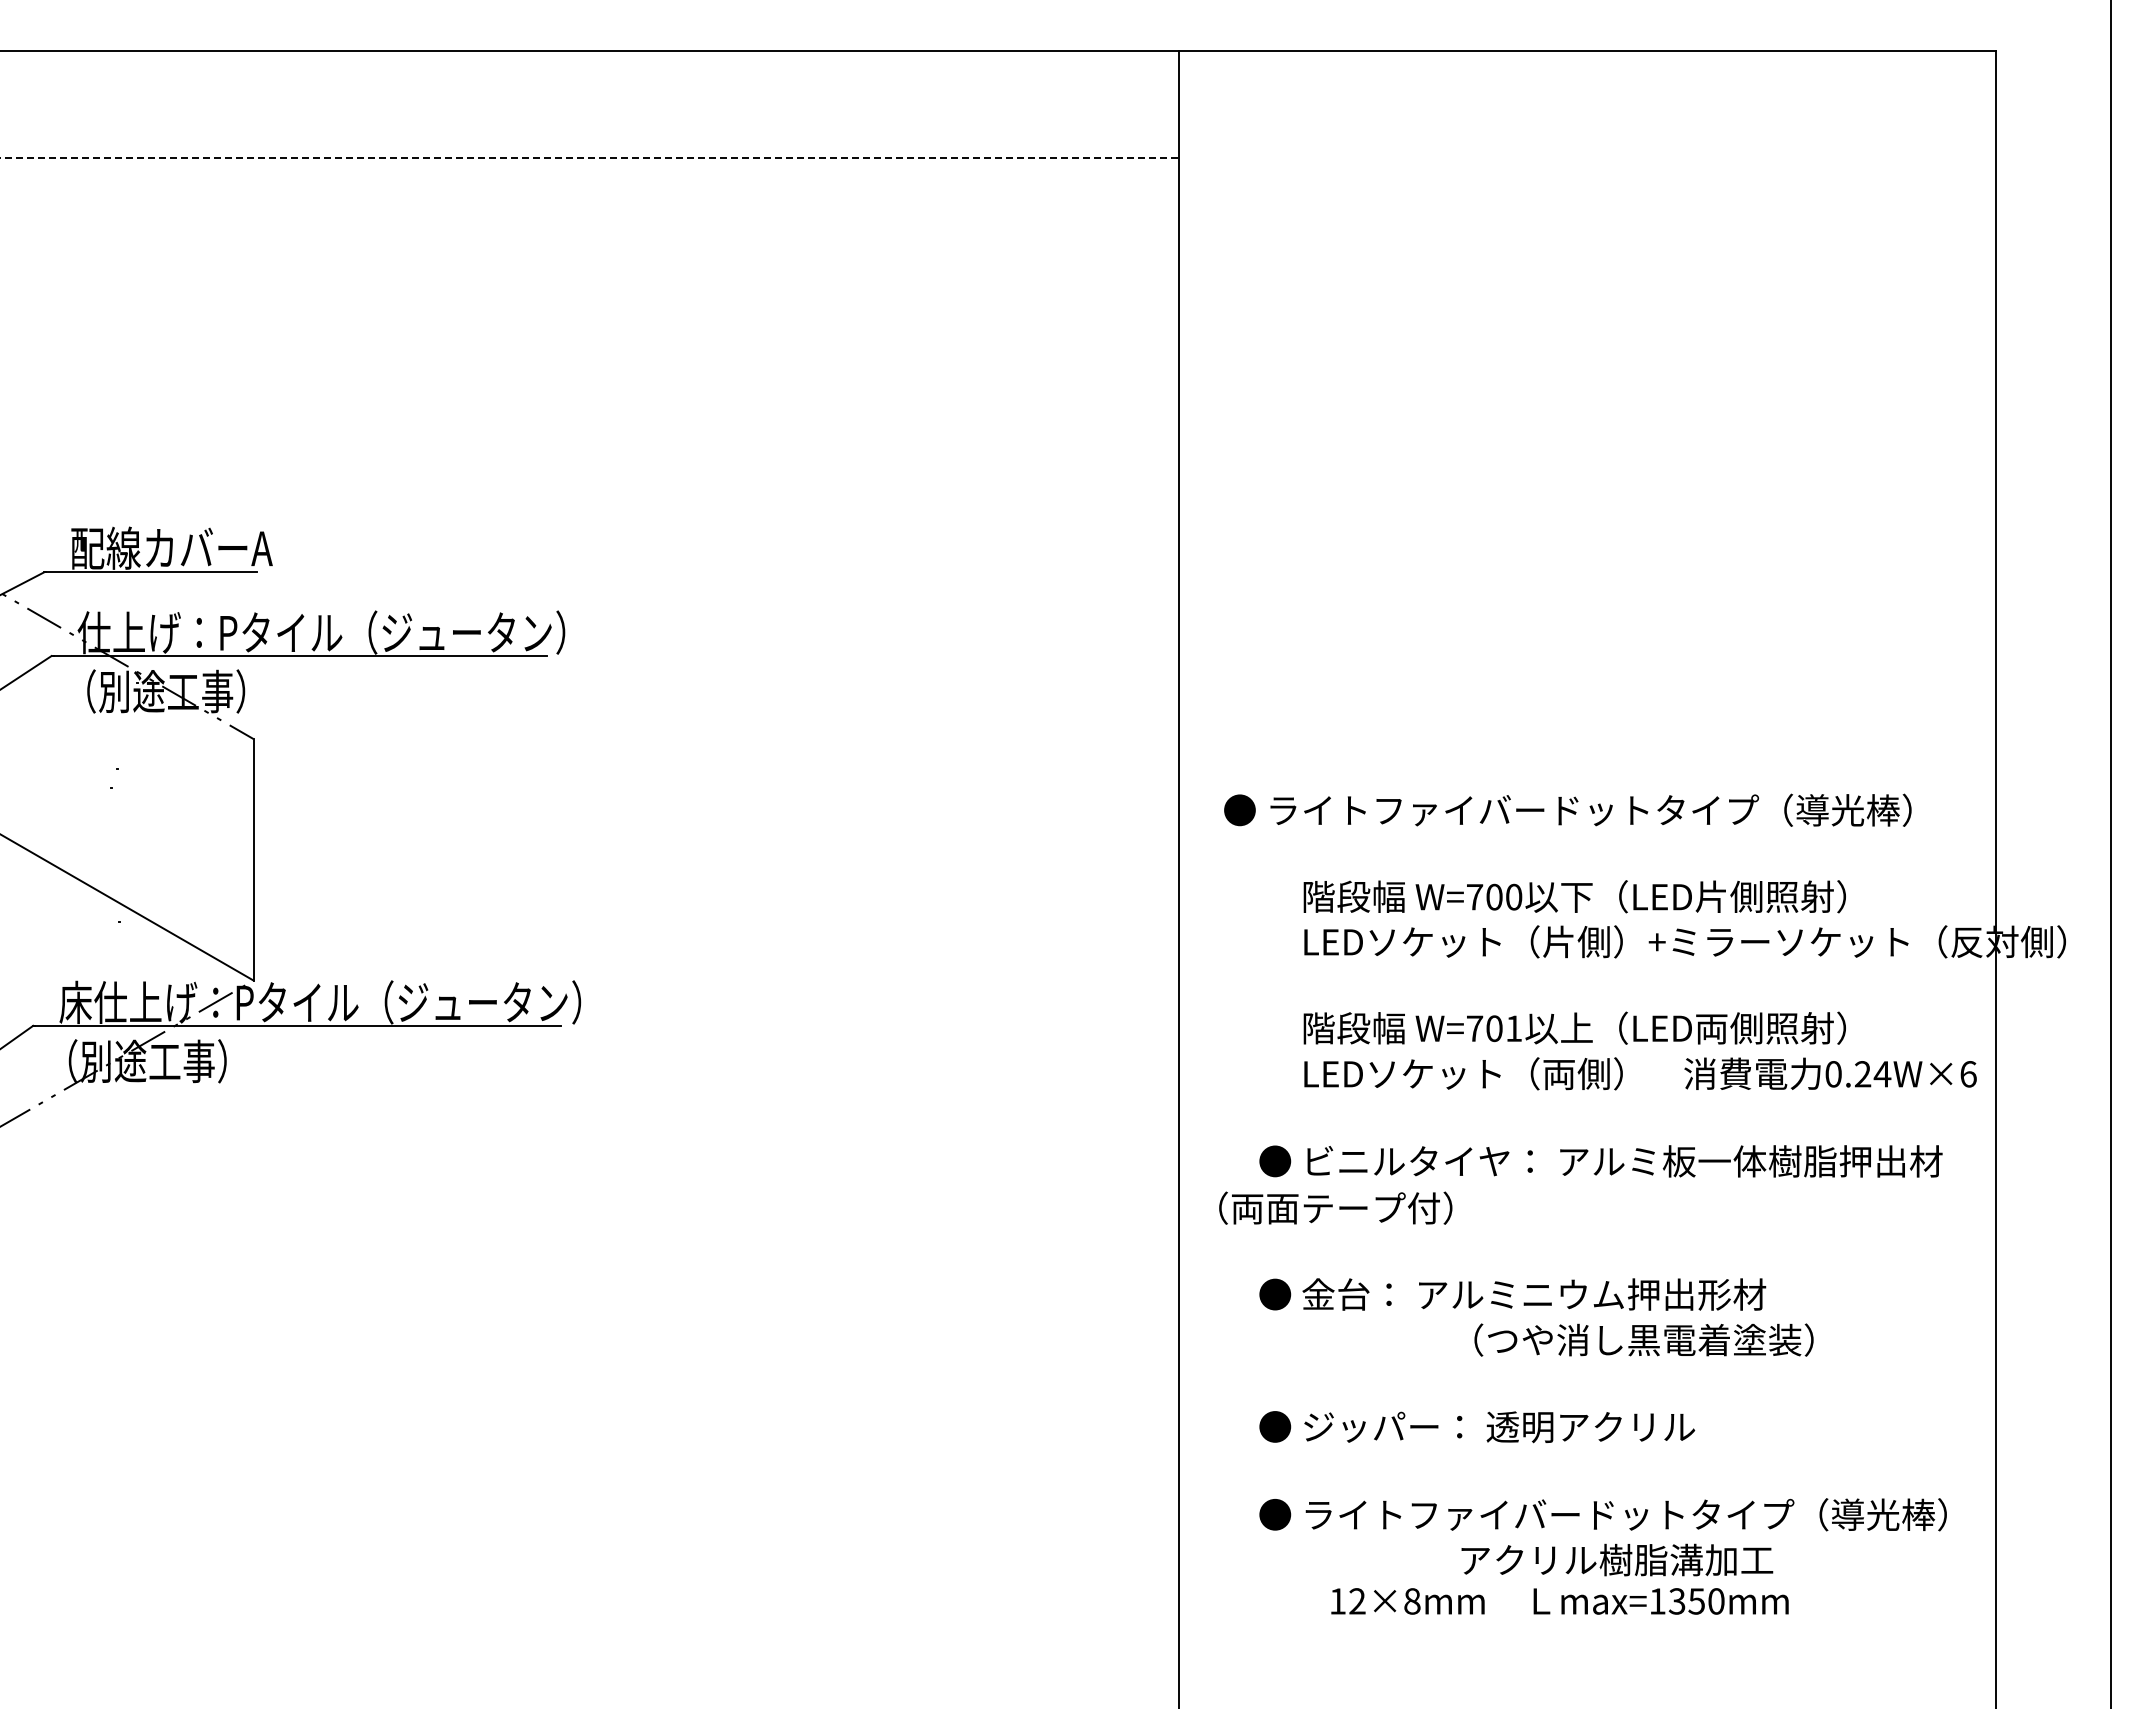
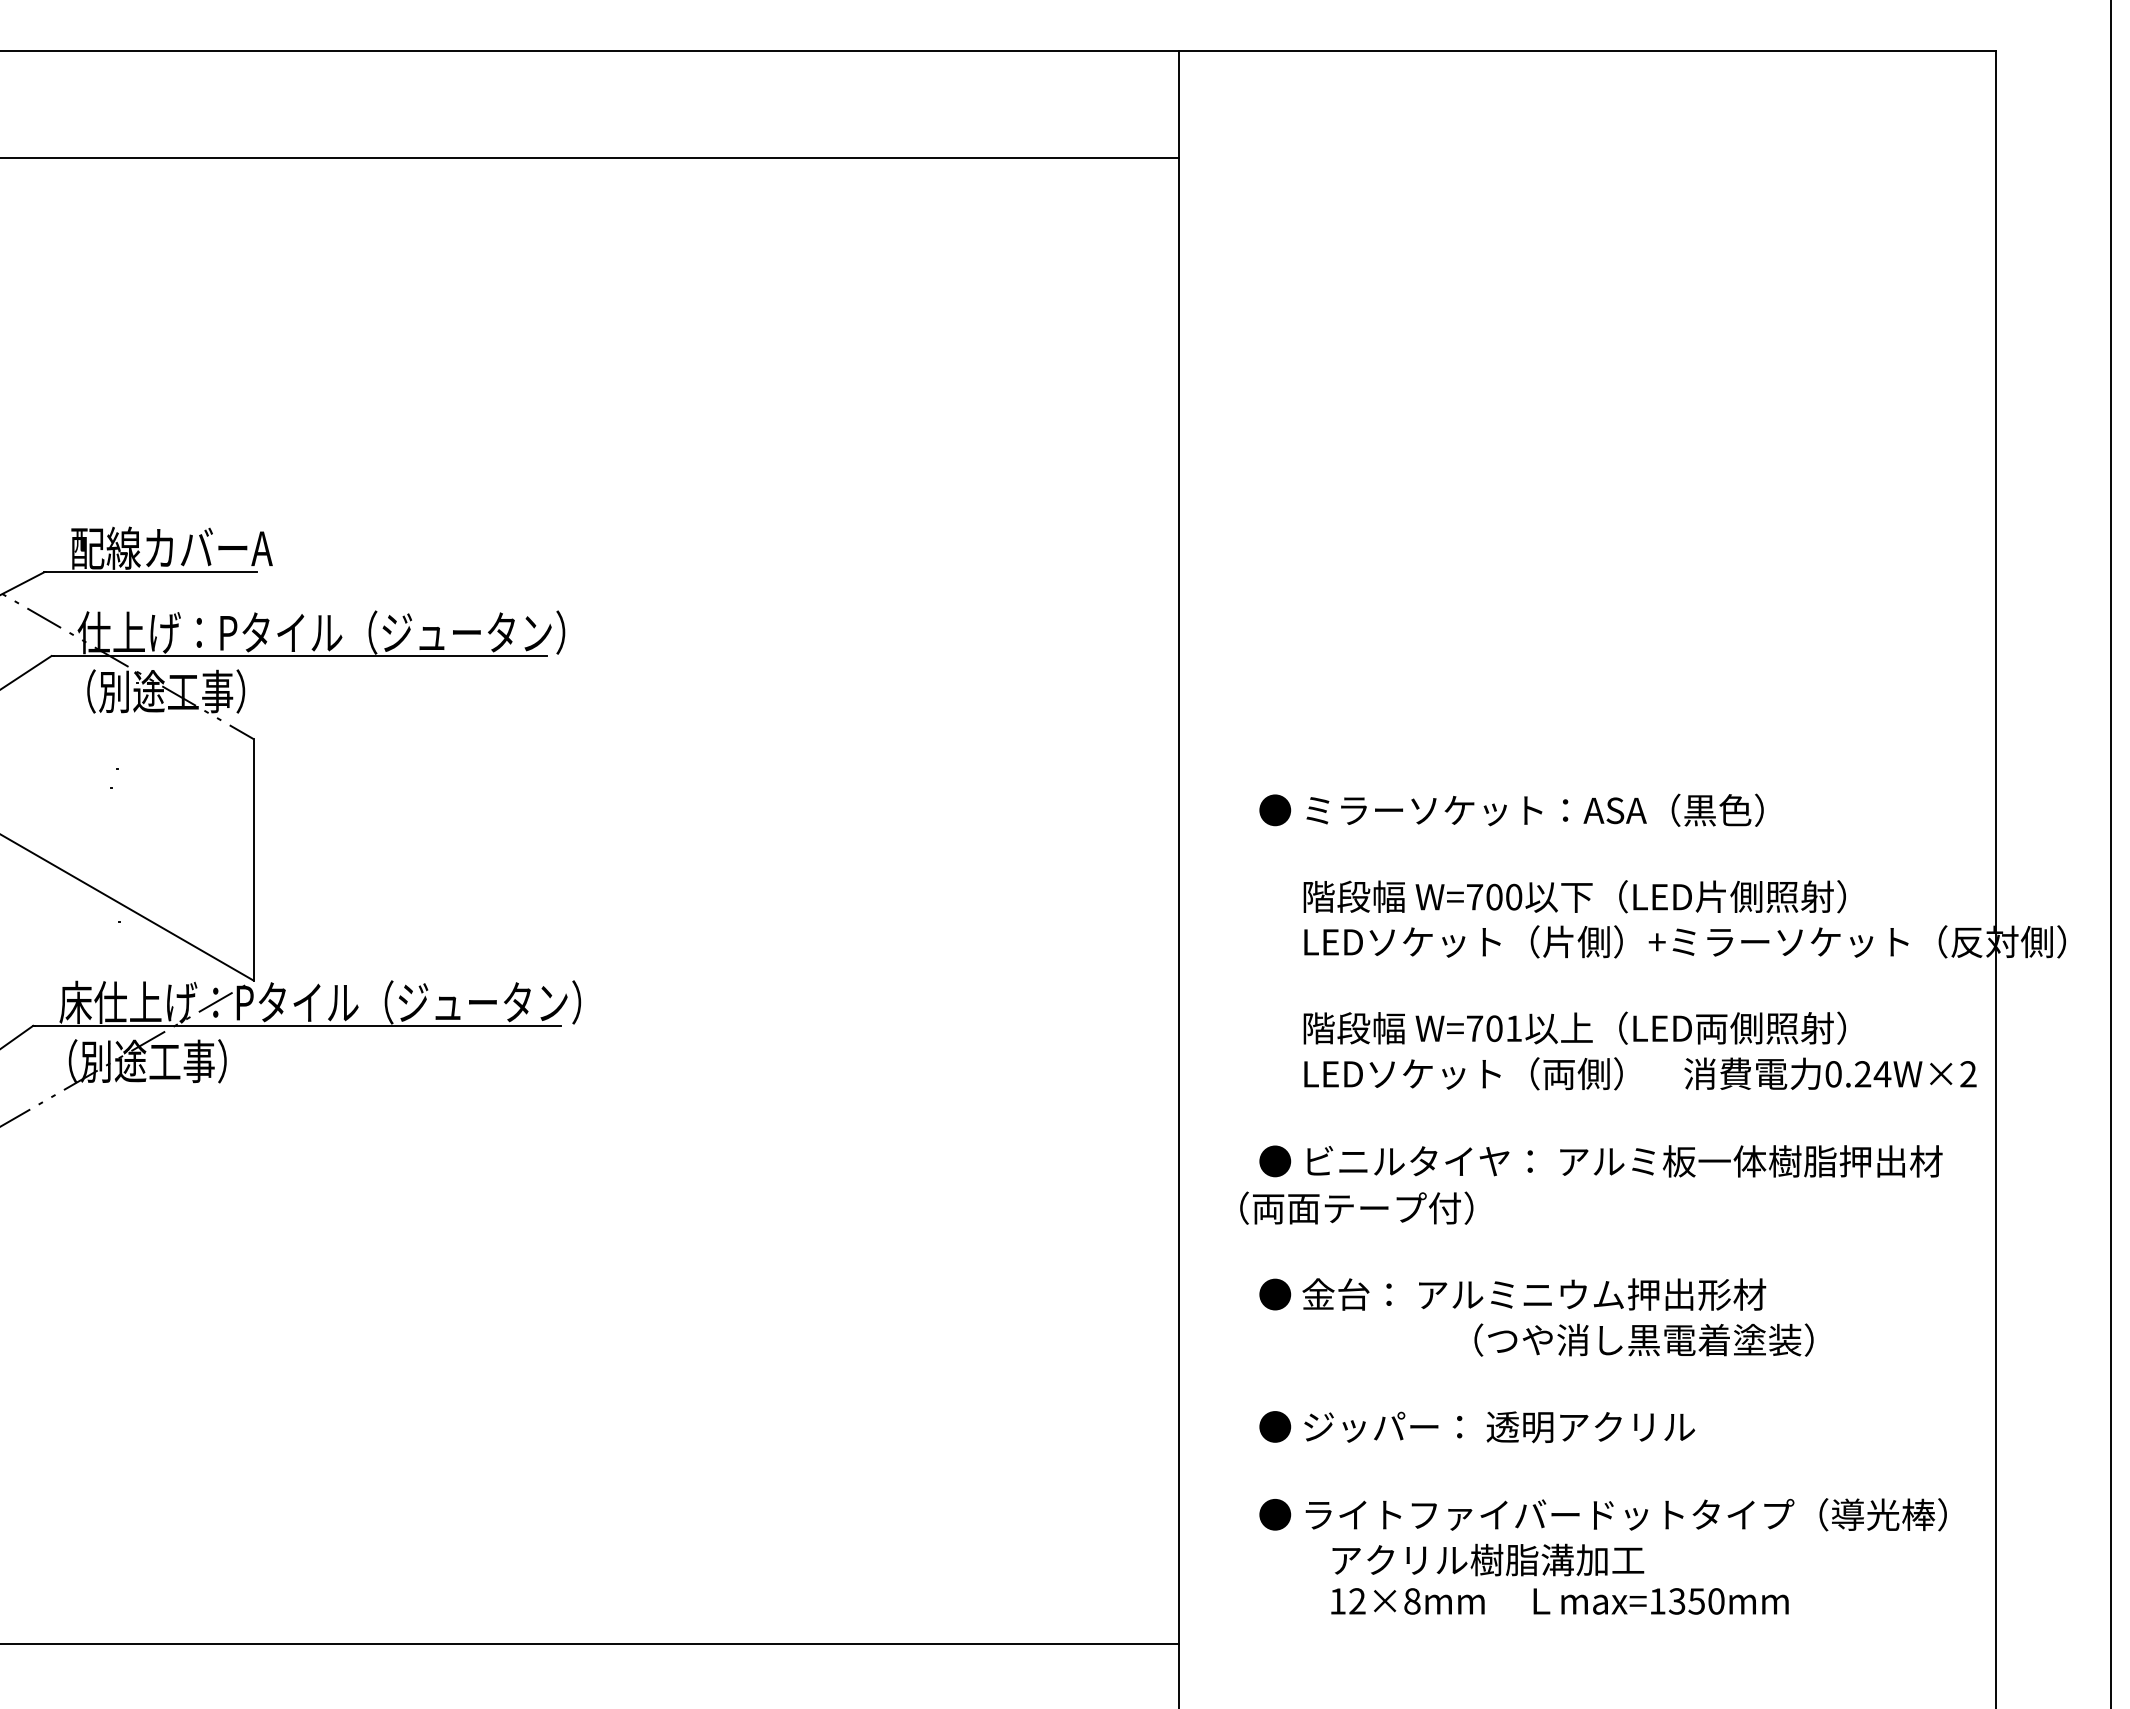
line: dashed -> solid (590, 157)
text: ● ライトファイバードットタイプ（導光棒） -> ● ミラーソケット：ASA（黒色） (1567, 809)
text: 0.24W×6 -> 0.24W×2 (1968, 1074)
text position: (1335, 1207) -> (1356, 1207) (1356, 1207)
text position: (1617, 1559) -> (1488, 1559) (1488, 1559)
line: none -> present (590, 1643)
